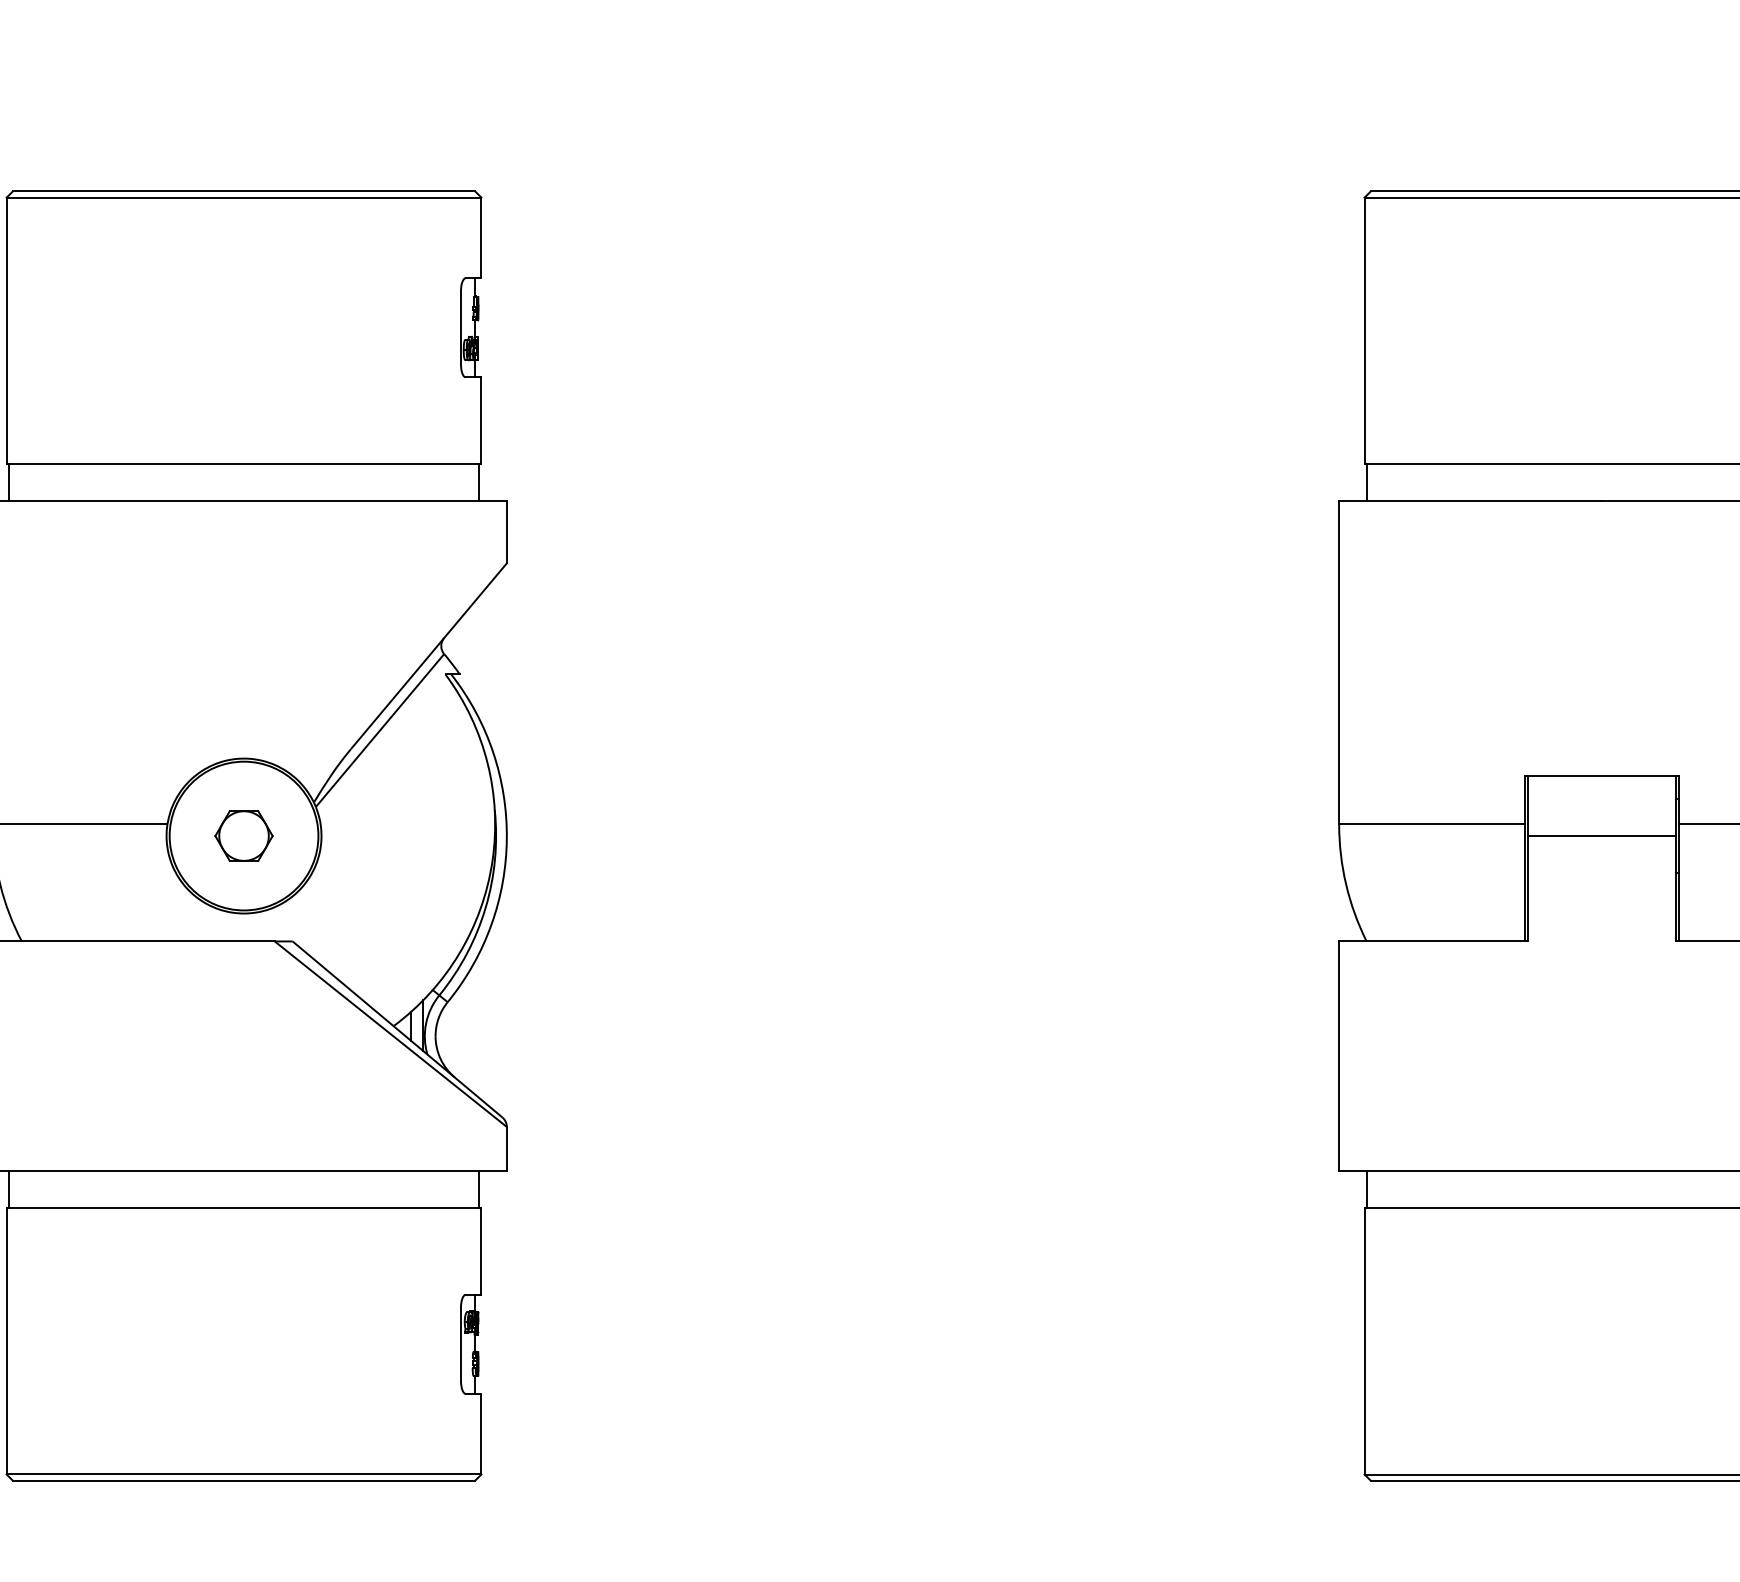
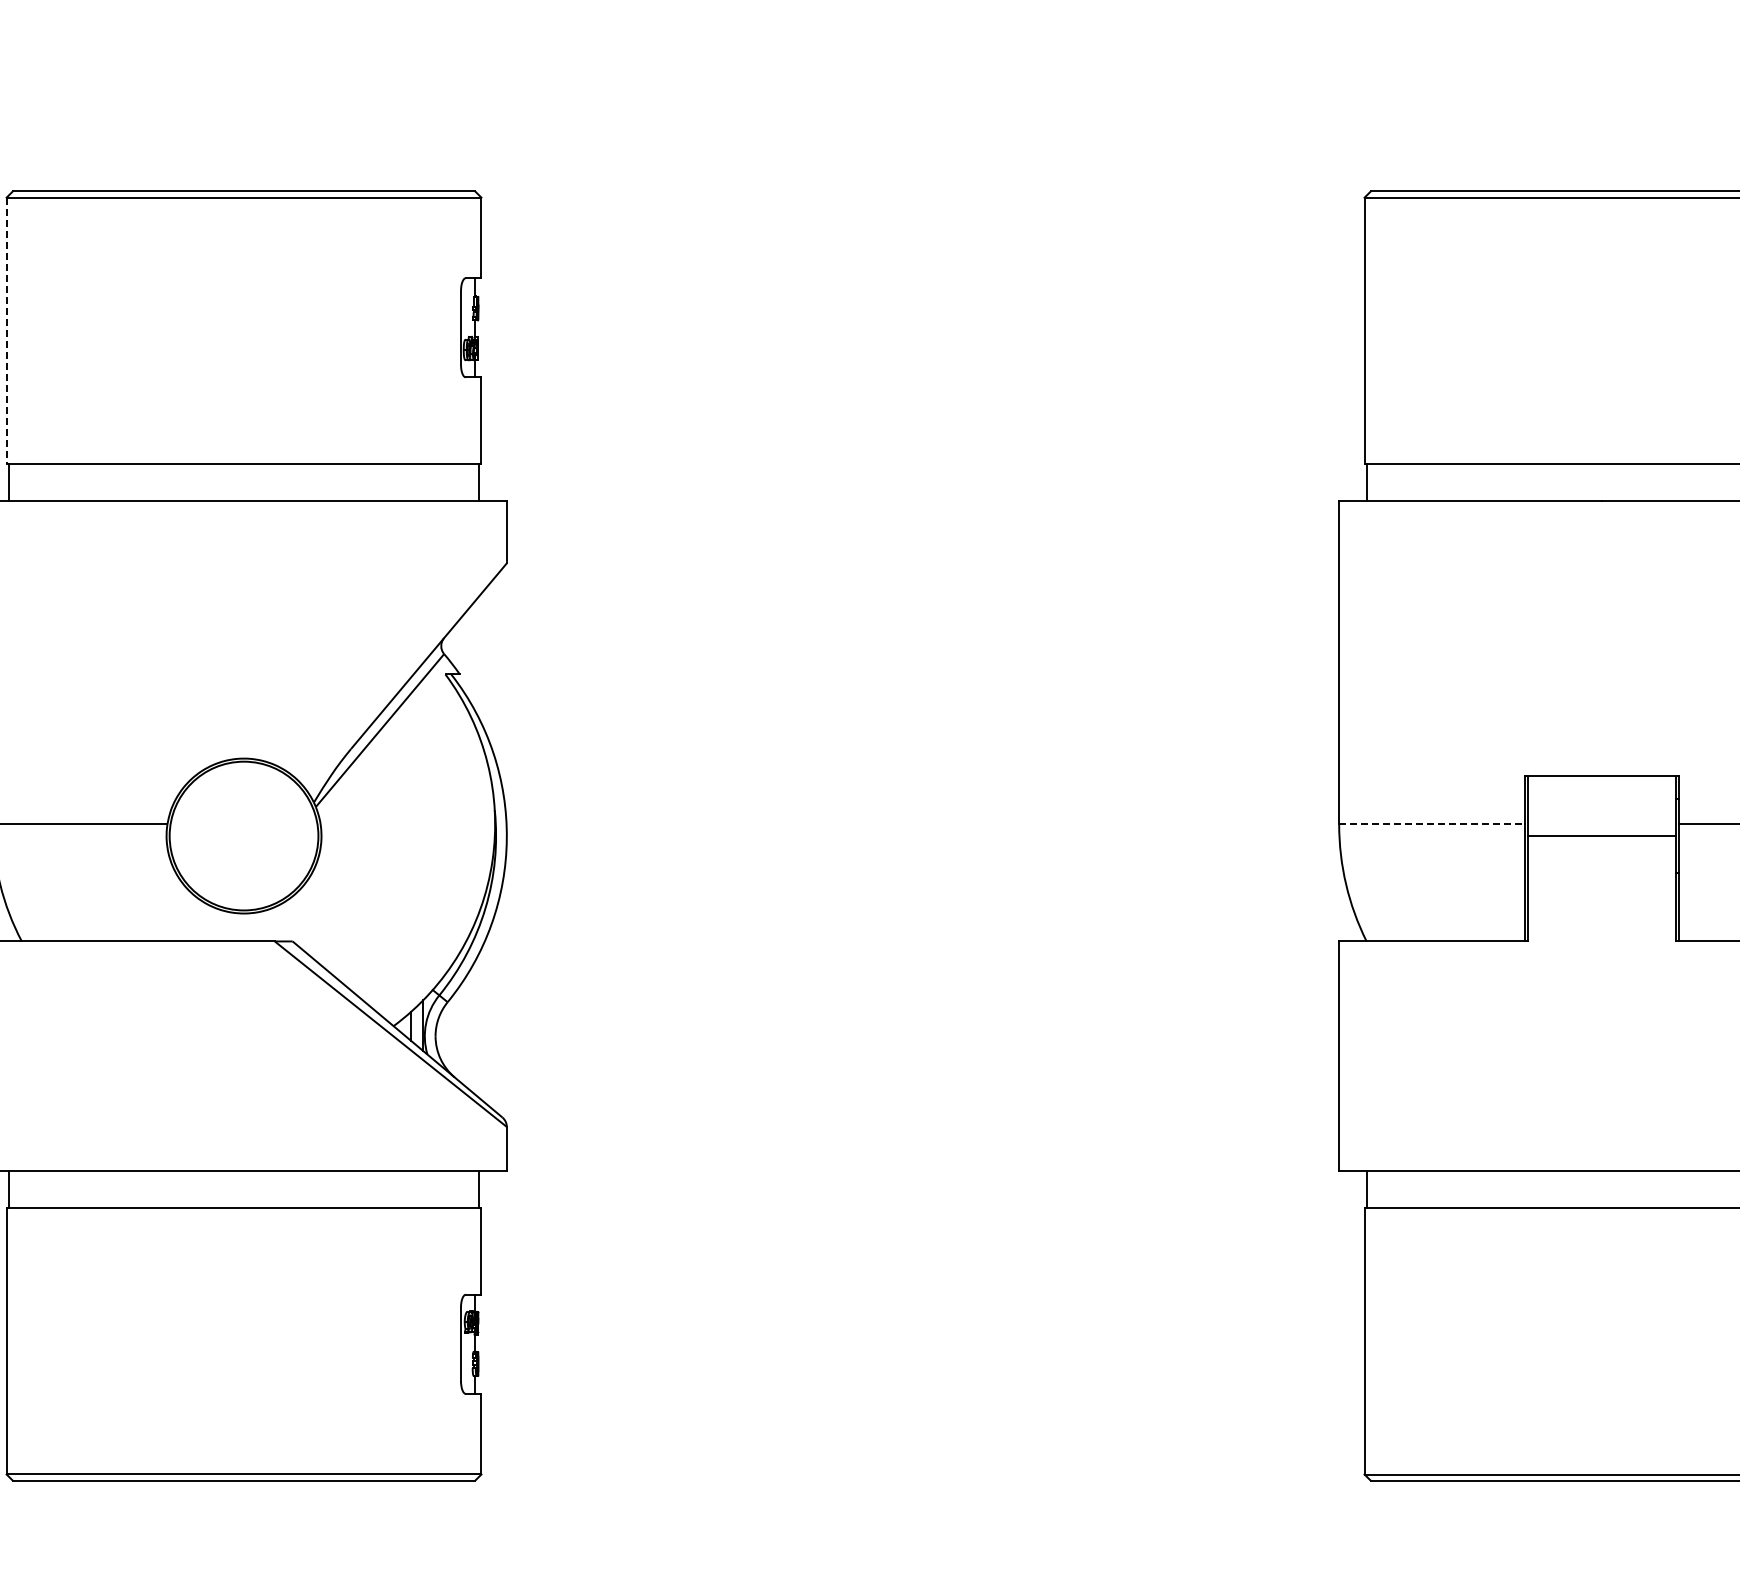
line: solid -> dashed (6, 331)
line: solid -> dashed (1431, 824)
part: present -> none (243, 835)
